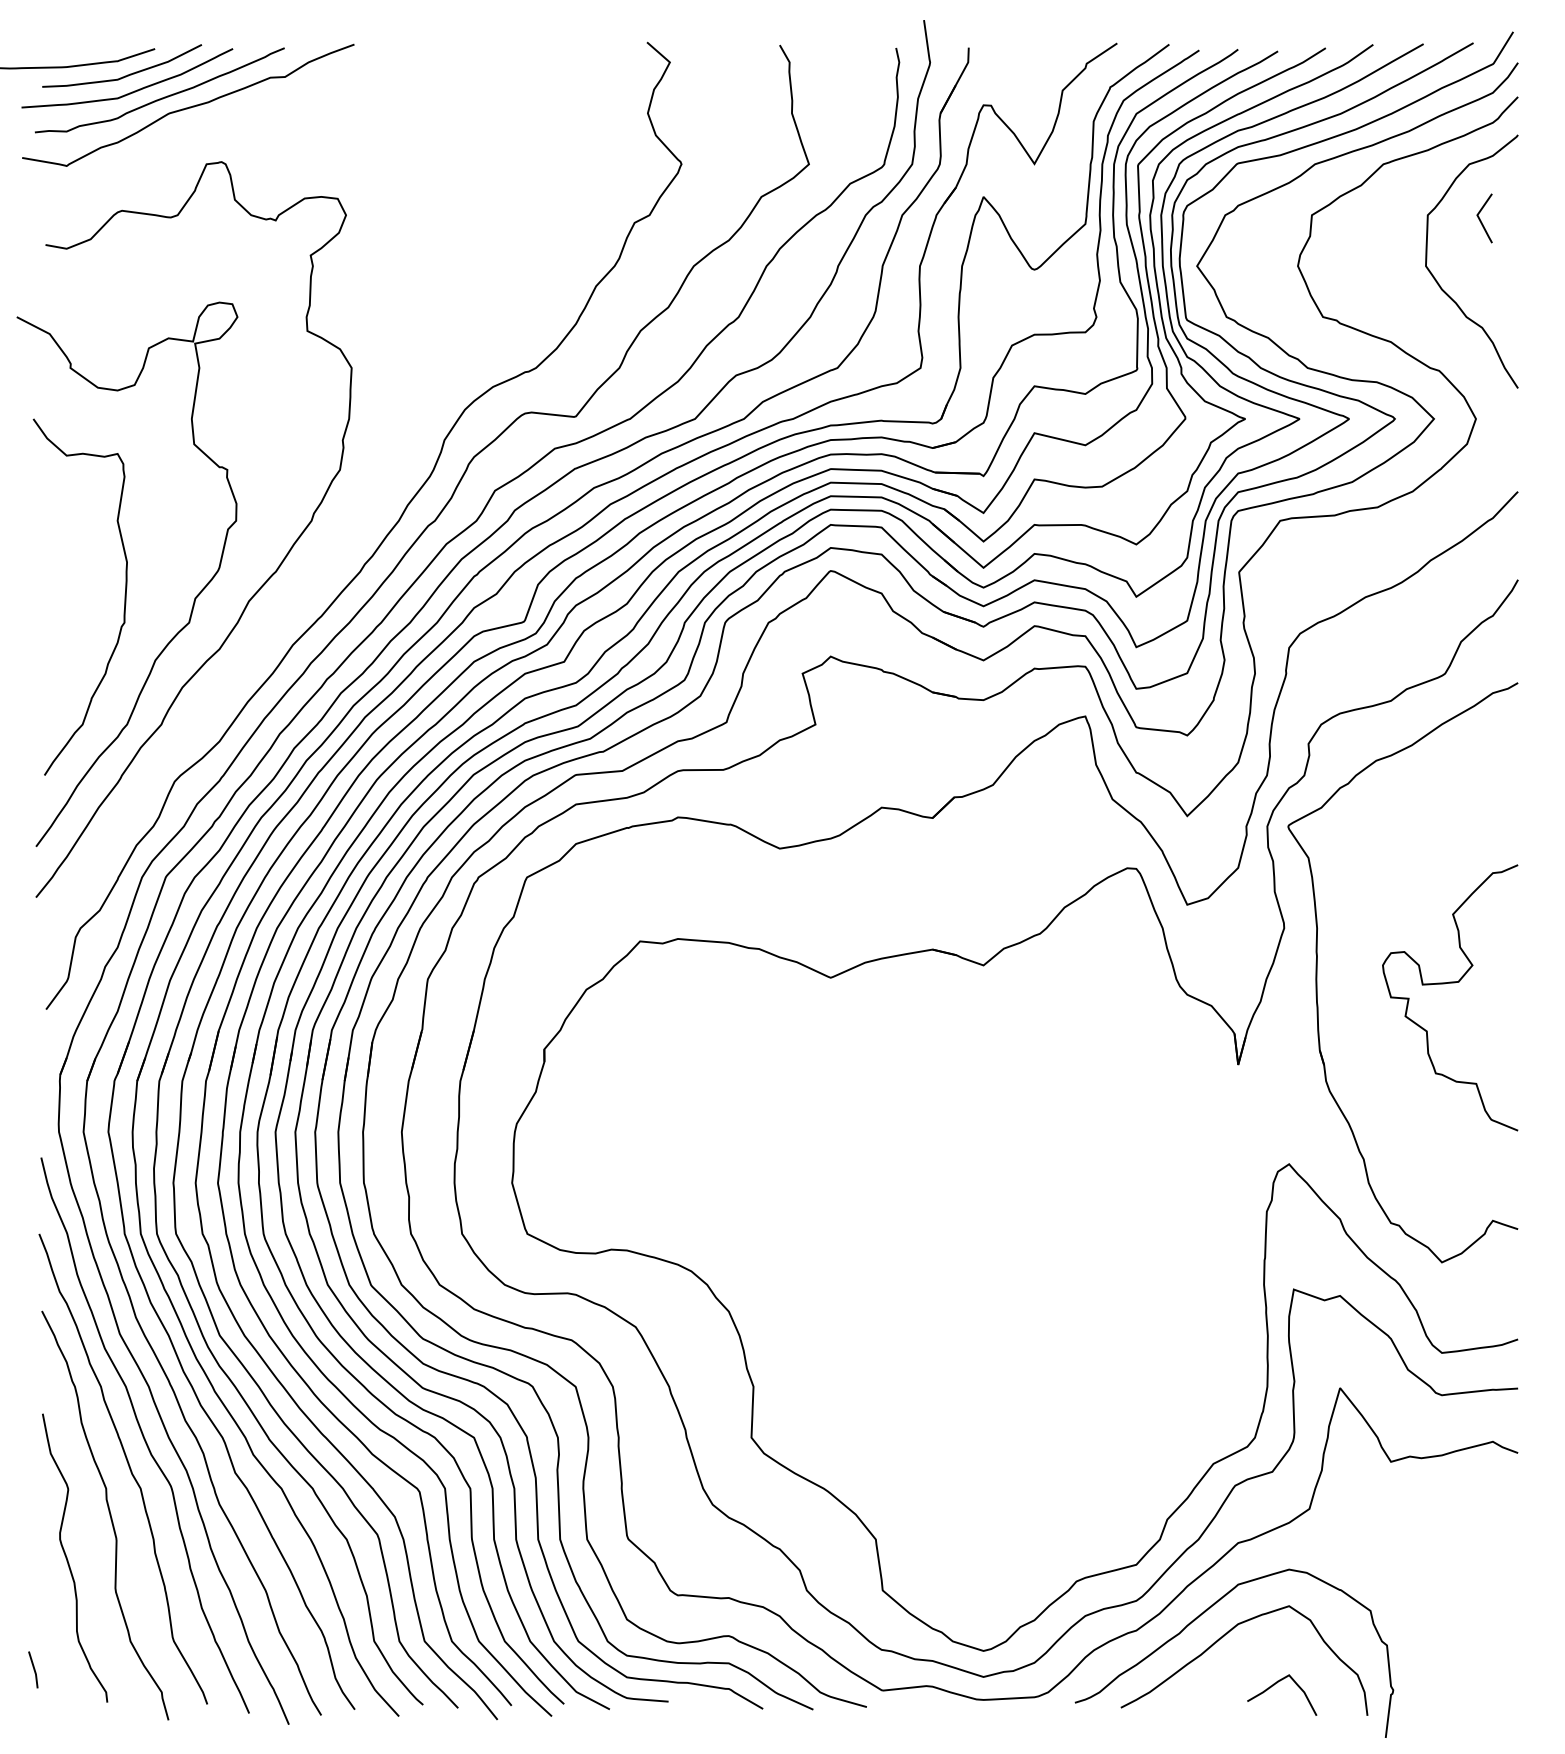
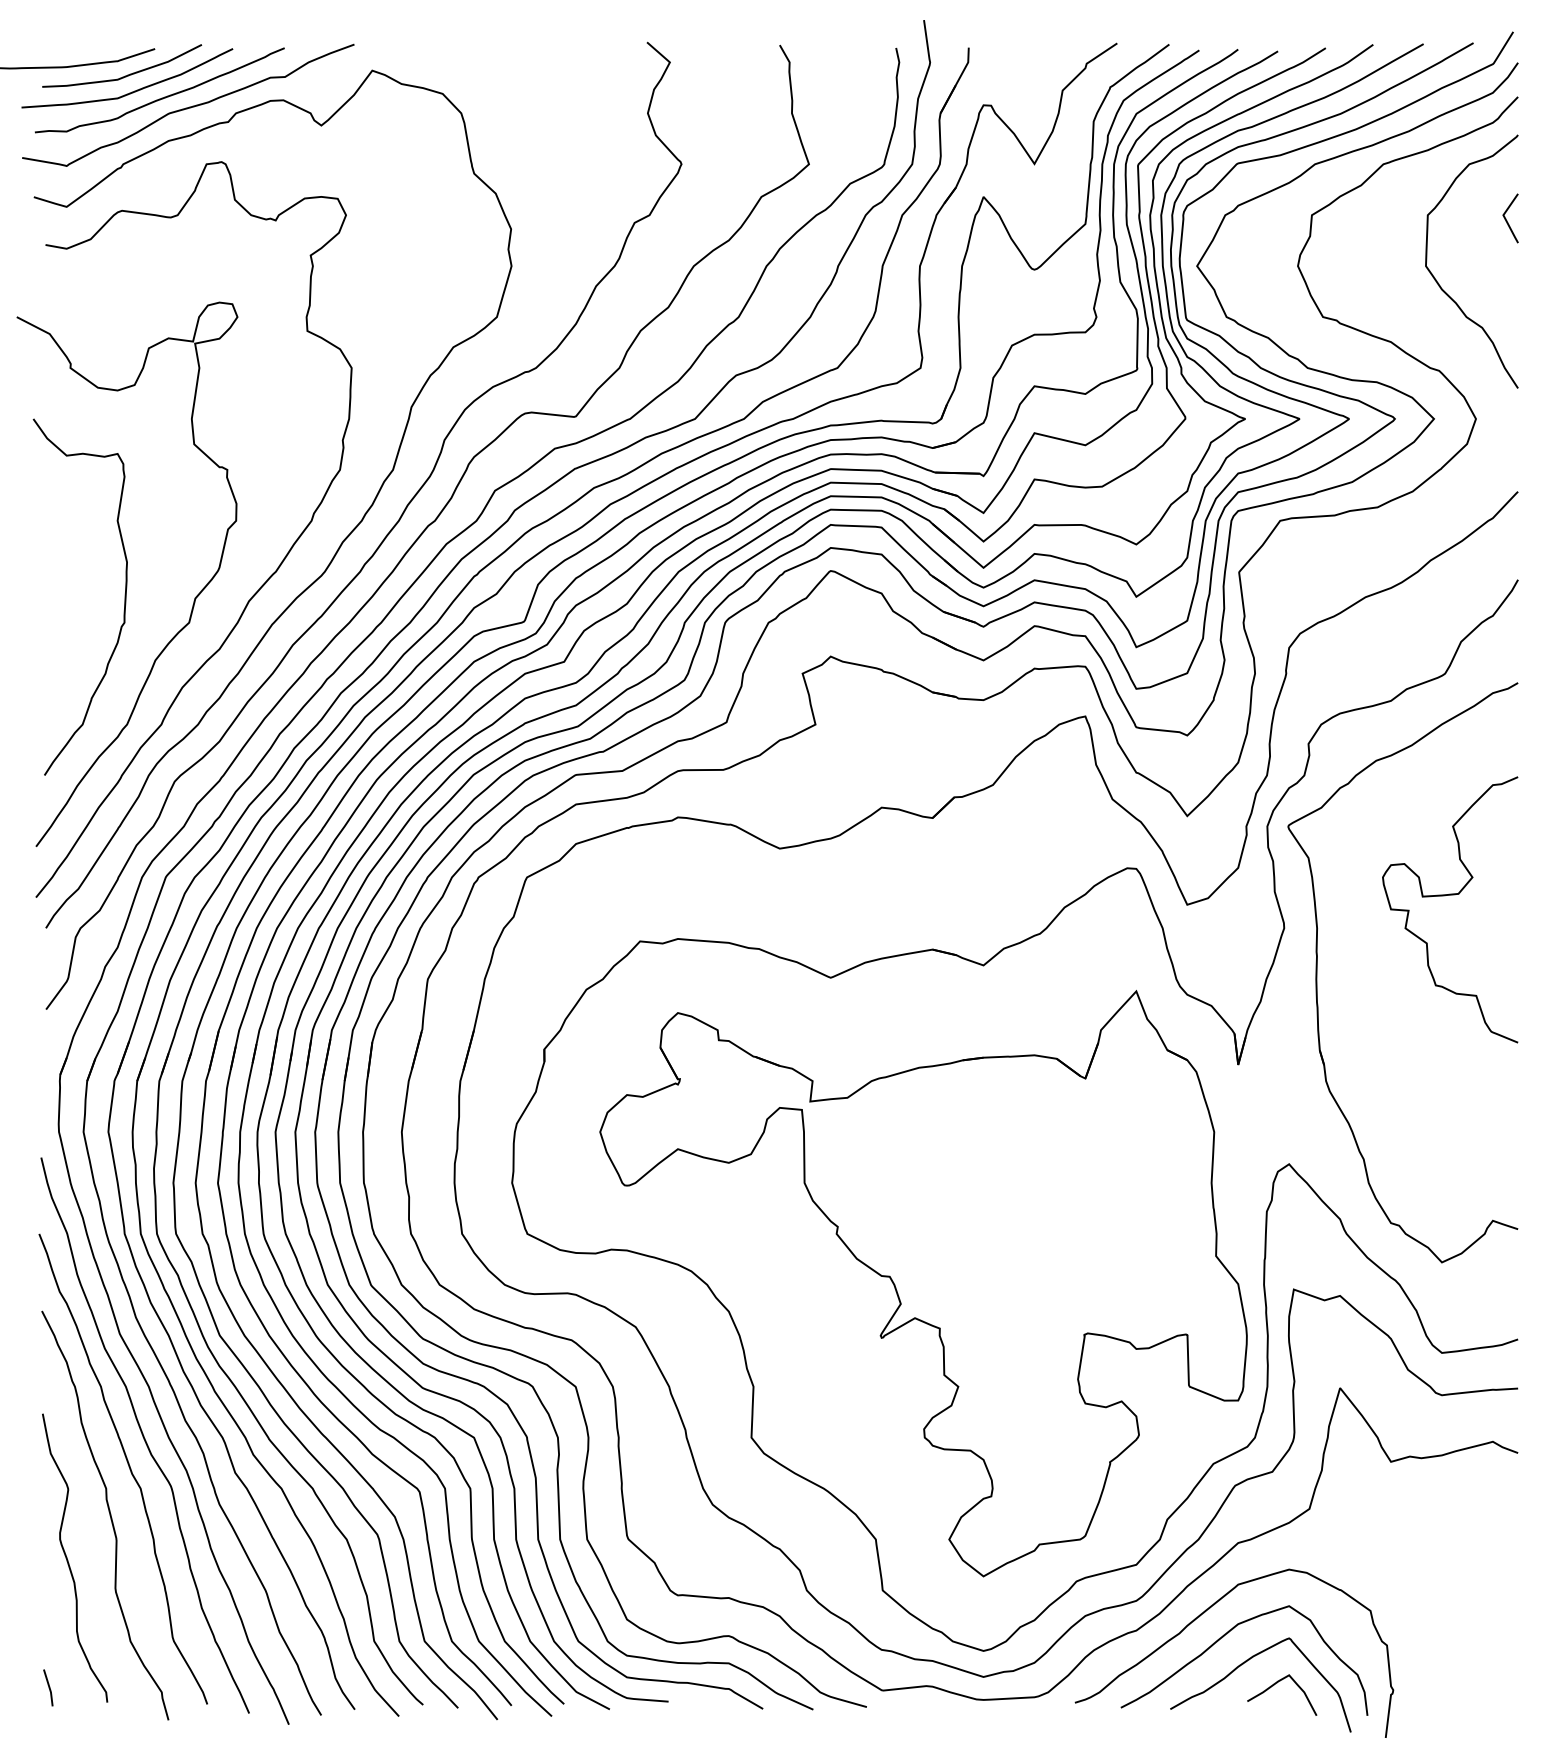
line position: (1481, 220) -> (1507, 220) (1507, 220)
curve: none -> present (341, 542)
curve position: (1445, 984) -> (1445, 896) (1445, 896)
part: none -> present (923, 1283)
curve: none -> present (1246, 1662)
line position: (33, 1669) -> (48, 1687) (48, 1687)
